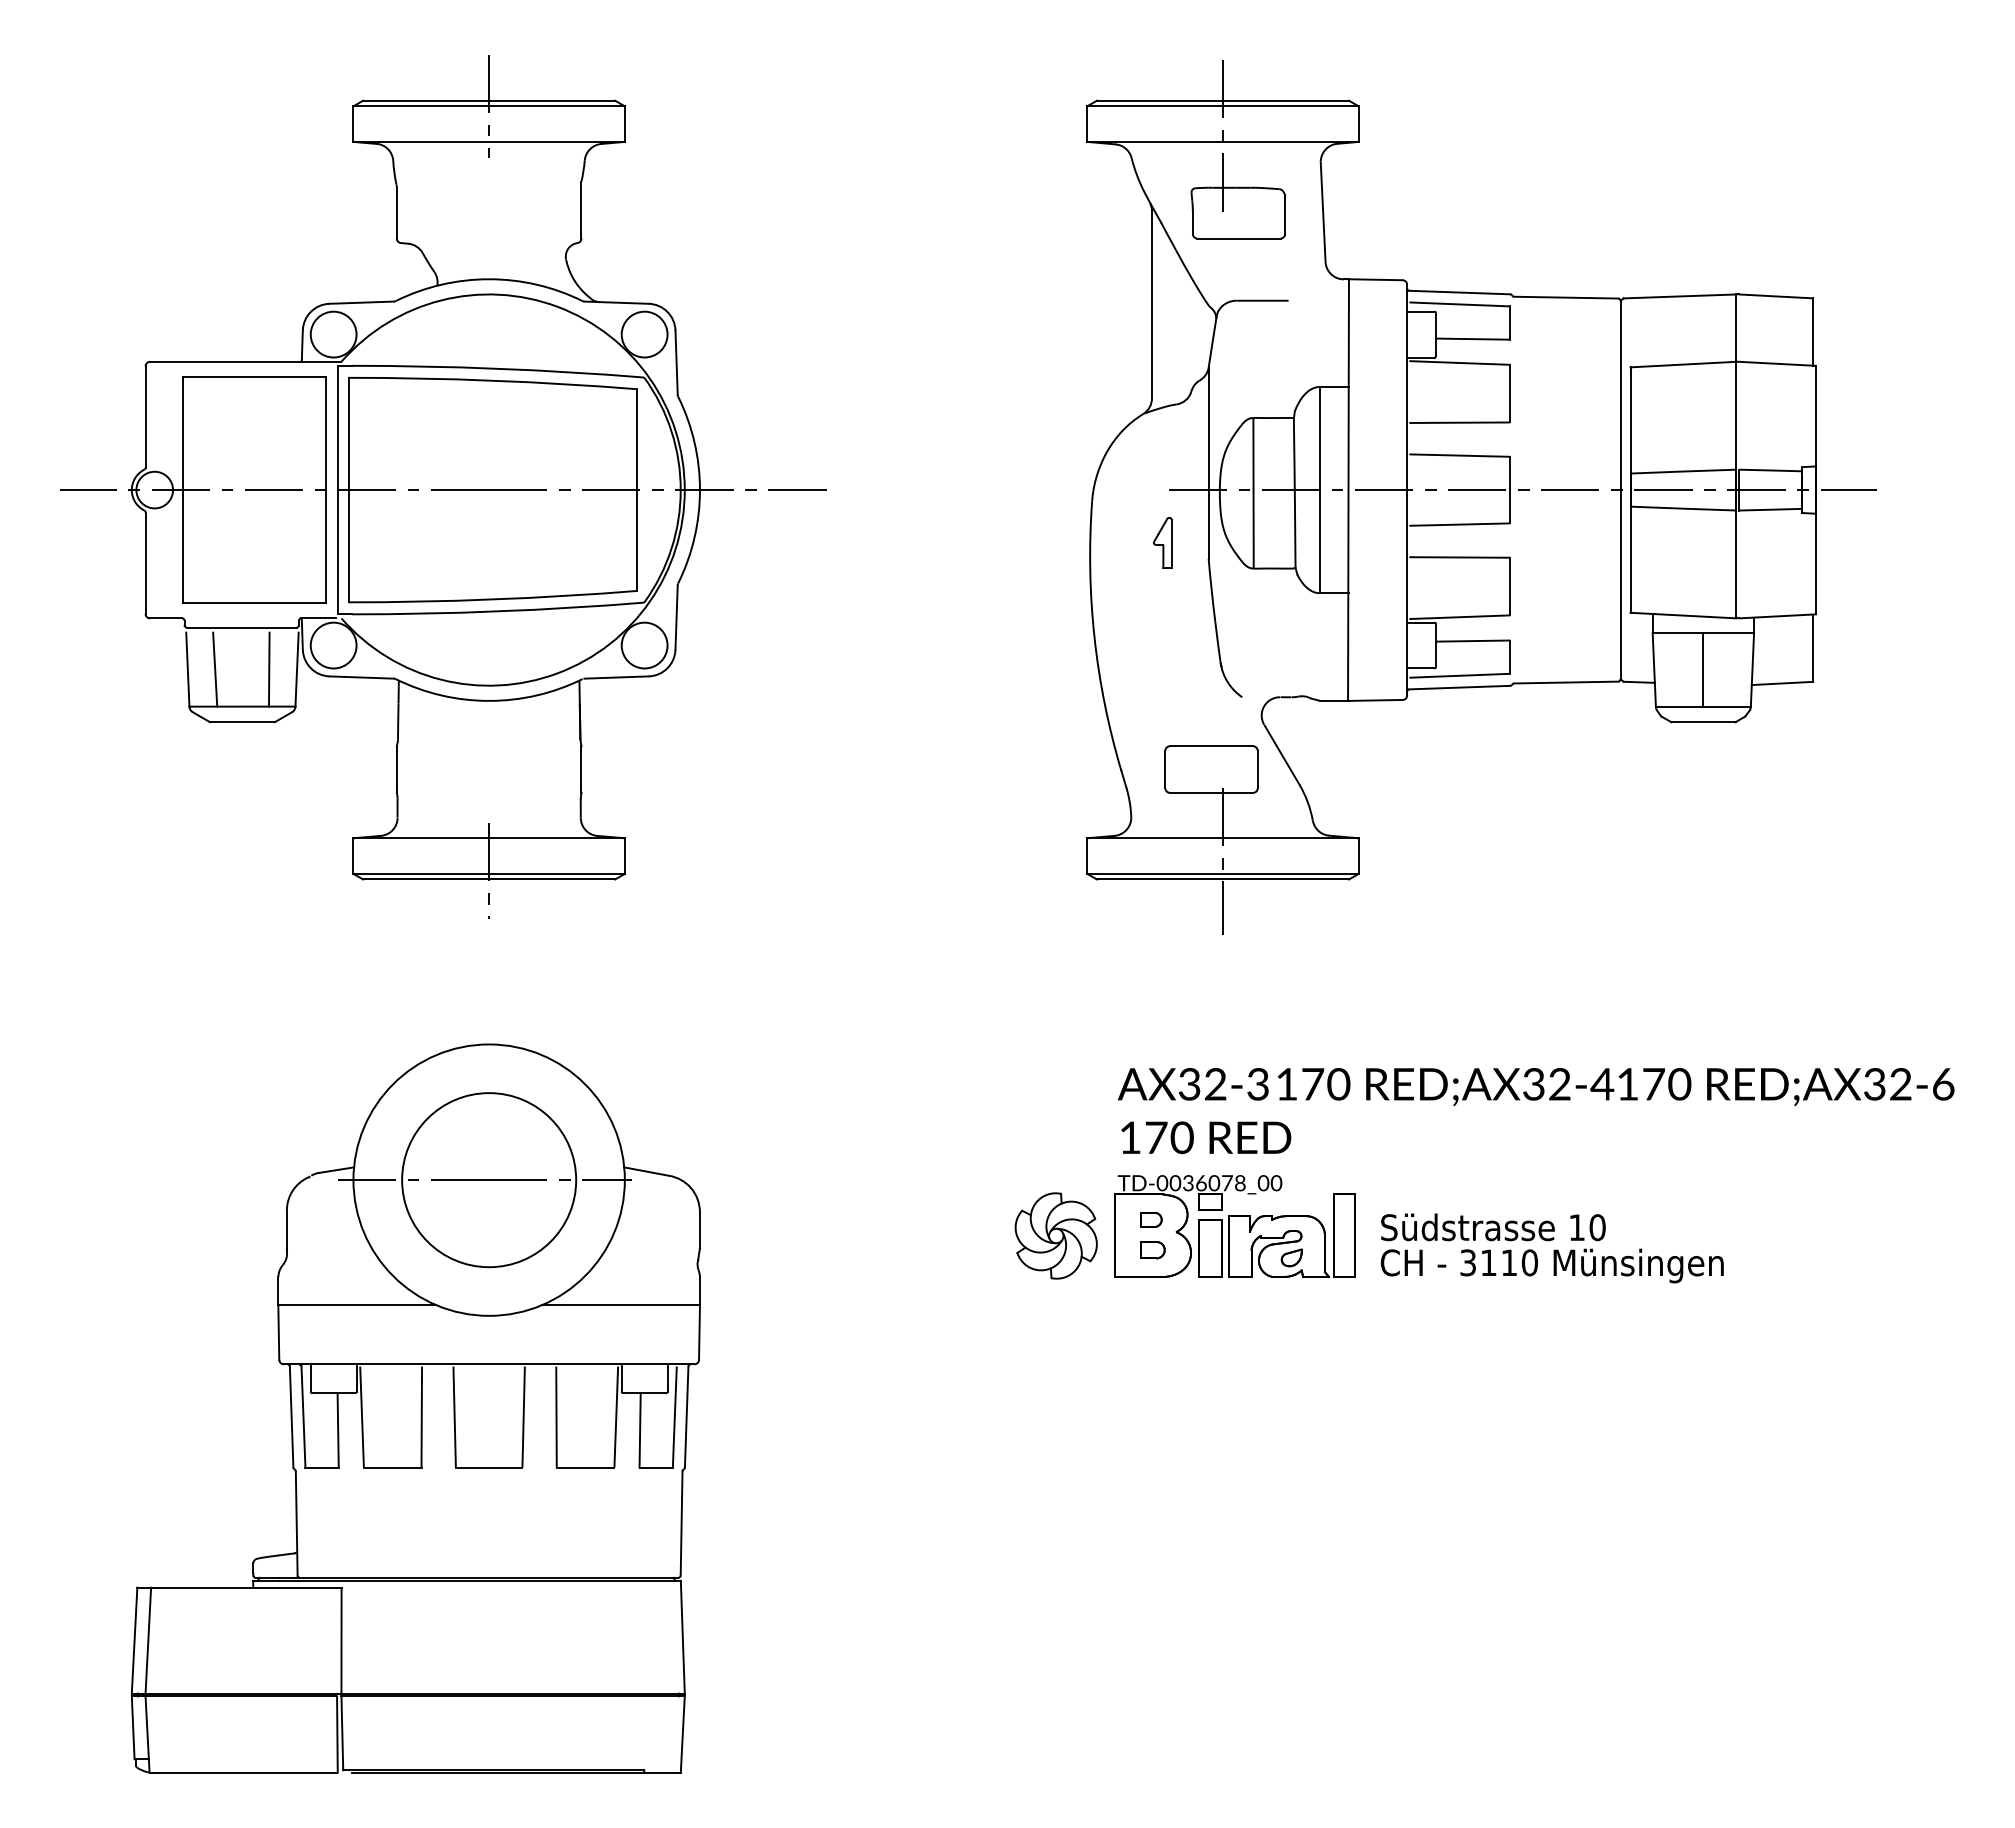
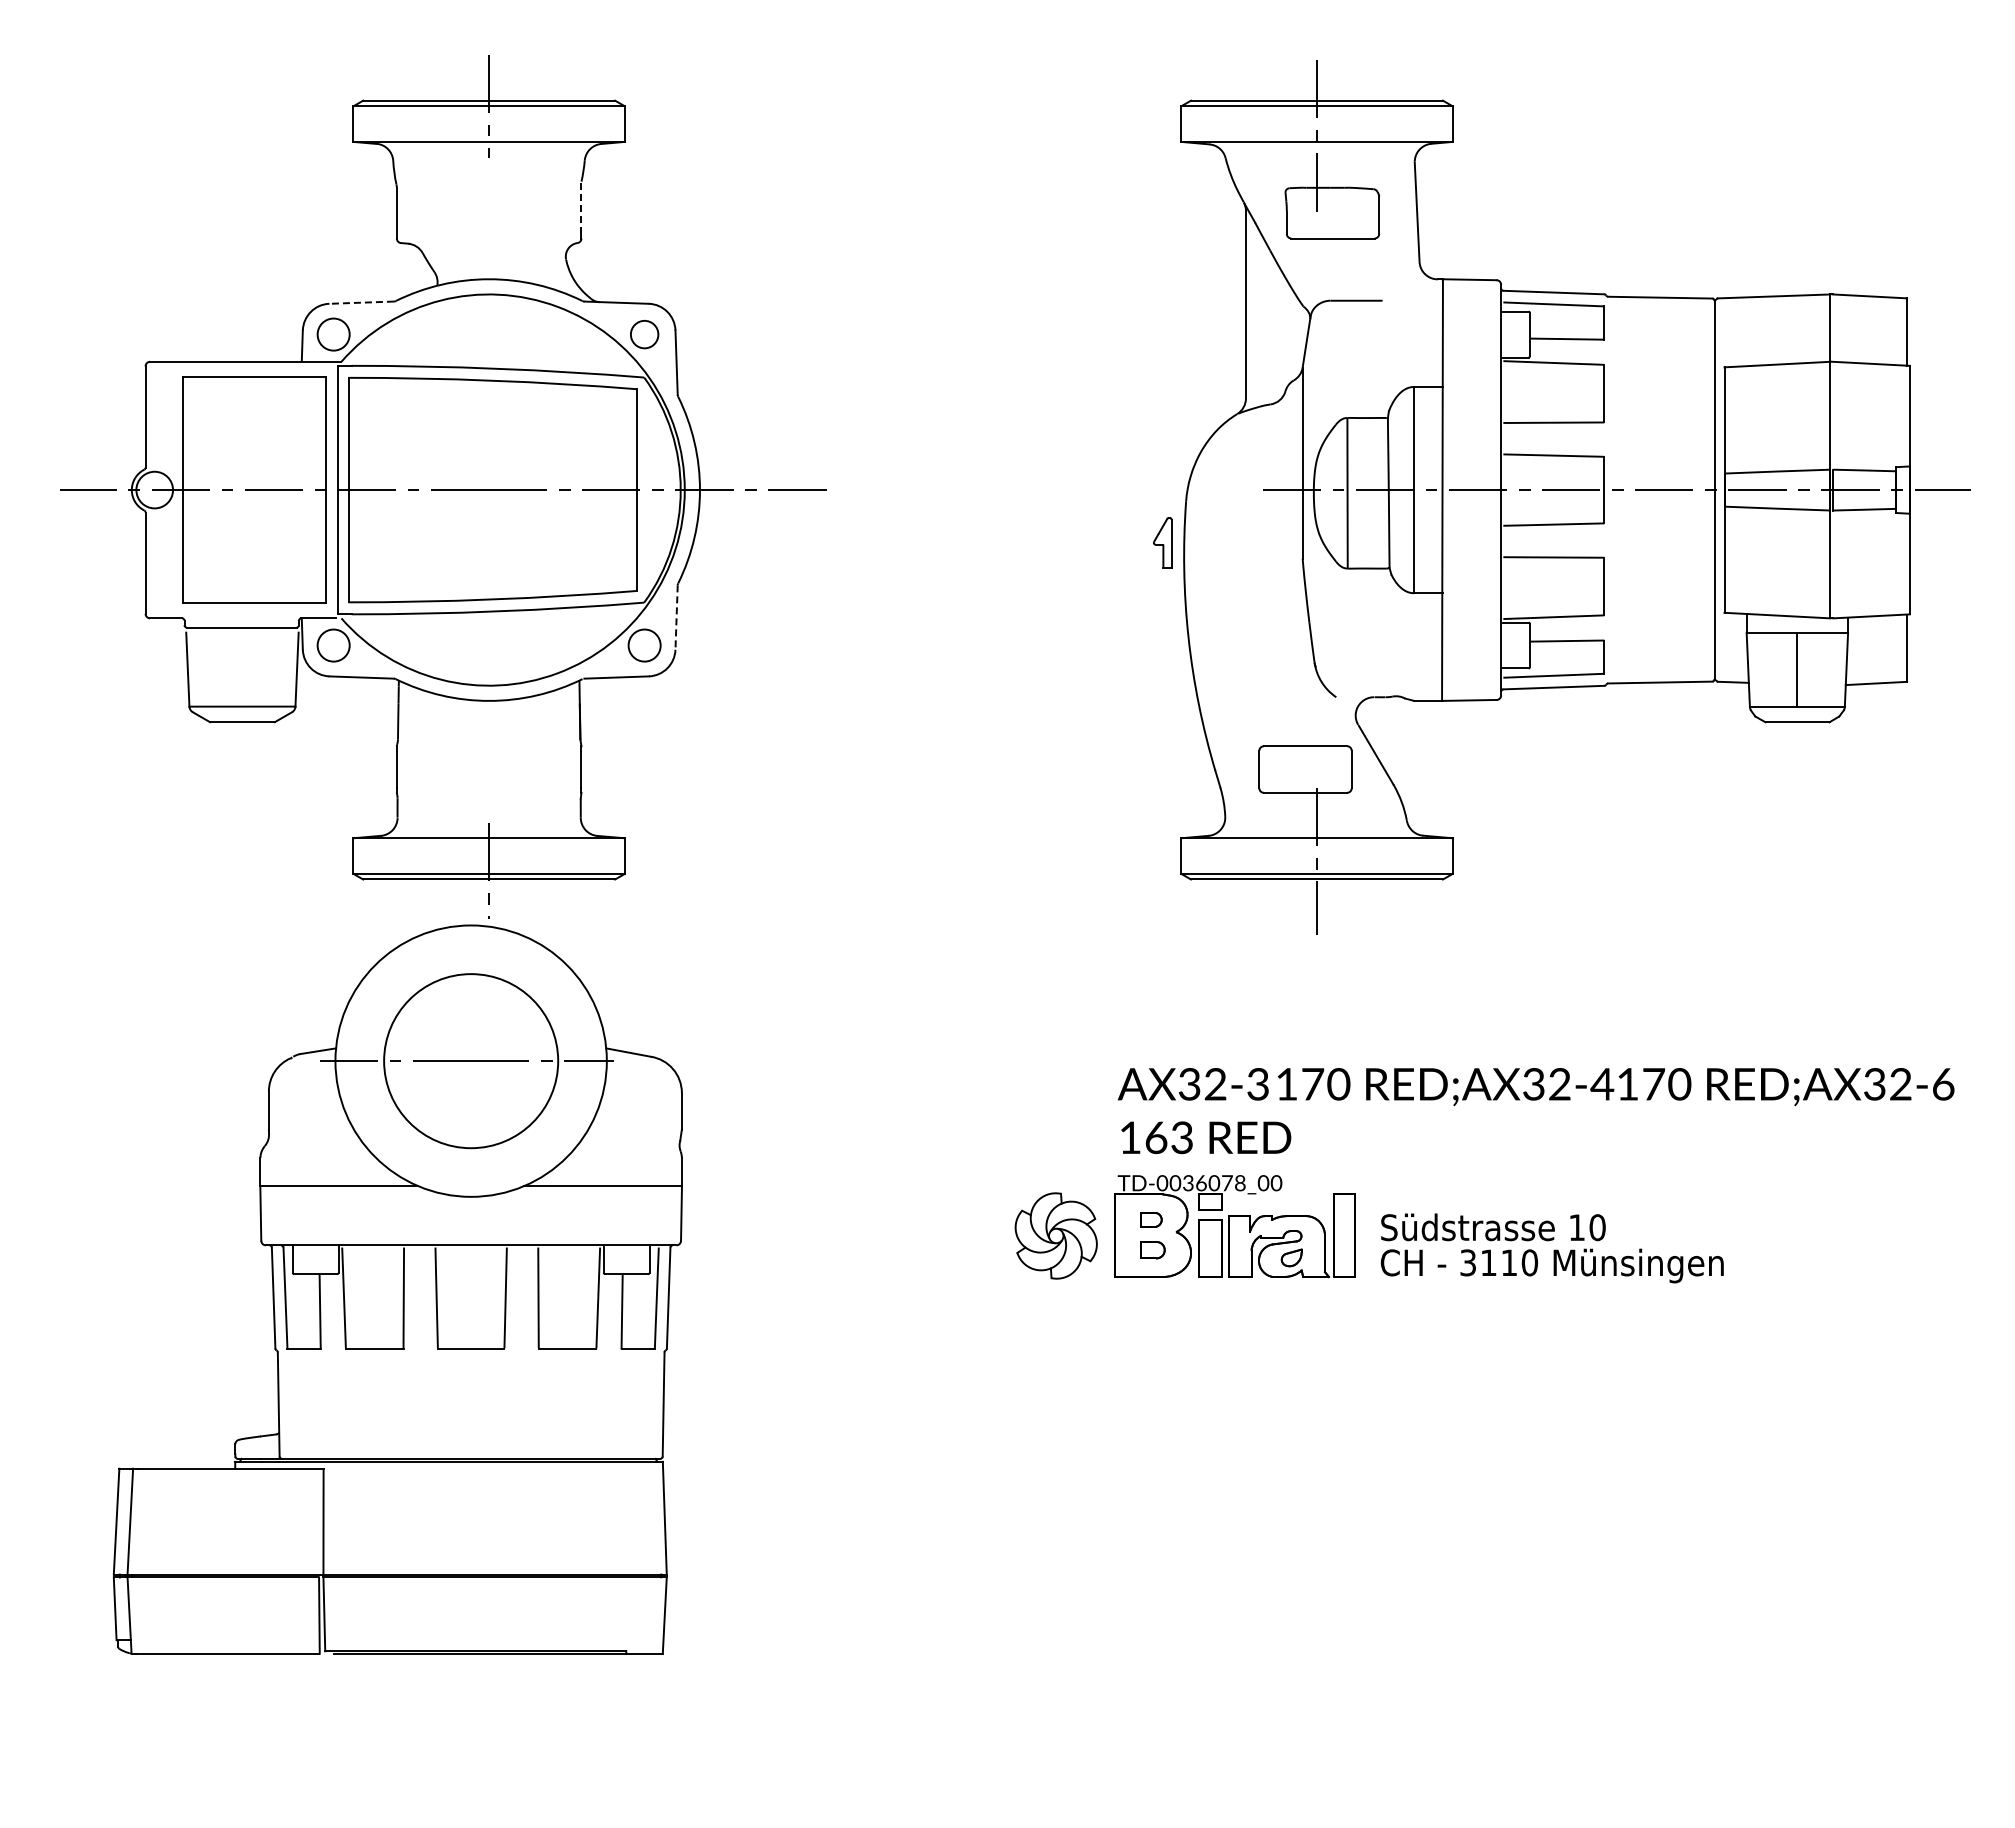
line: solid -> dashed (581, 207)
line: solid -> dashed (361, 302)
circle diameter: 46 px -> 32 px (333, 334)
circle diameter: 46 px -> 27 px (644, 334)
part position: (1481, 497) -> (1575, 497) (1575, 497)
line: solid -> dashed (676, 618)
circle diameter: 46 px -> 32 px (333, 645)
circle diameter: 46 px -> 32 px (644, 645)
line: present -> none (215, 669)
line: present -> none (268, 669)
text: 170 -> 163 (1169, 1137)
part position: (415, 1408) -> (397, 1289) (397, 1289)
